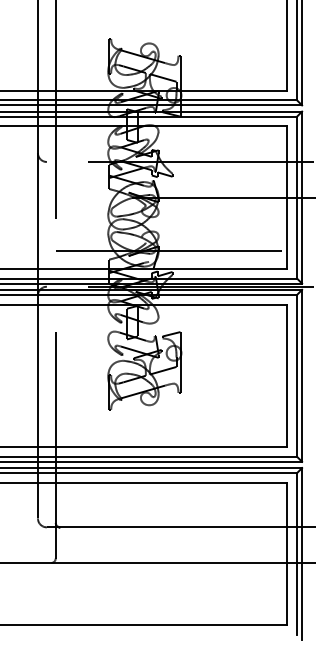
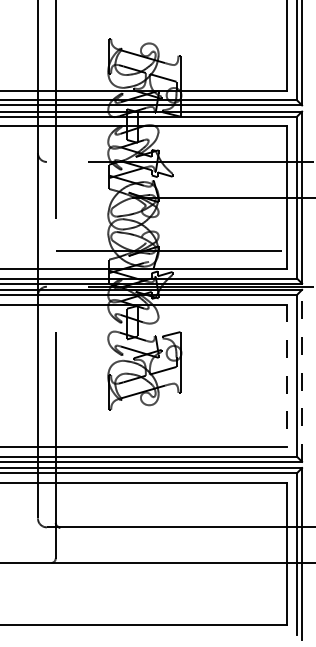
line: solid -> dashed (302, 375)
line: solid -> dashed (287, 376)
